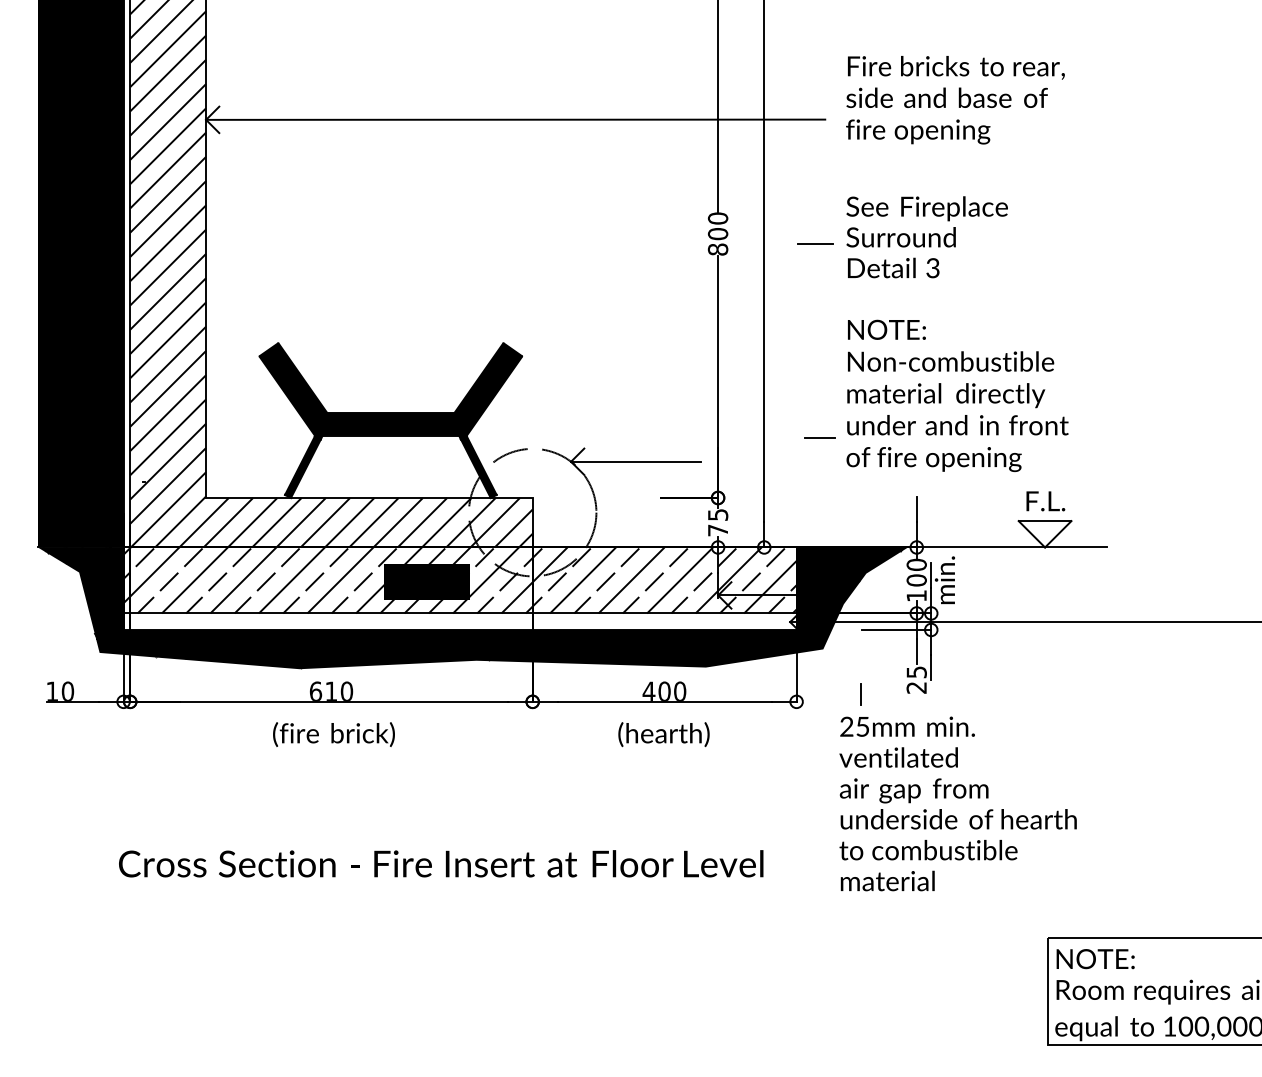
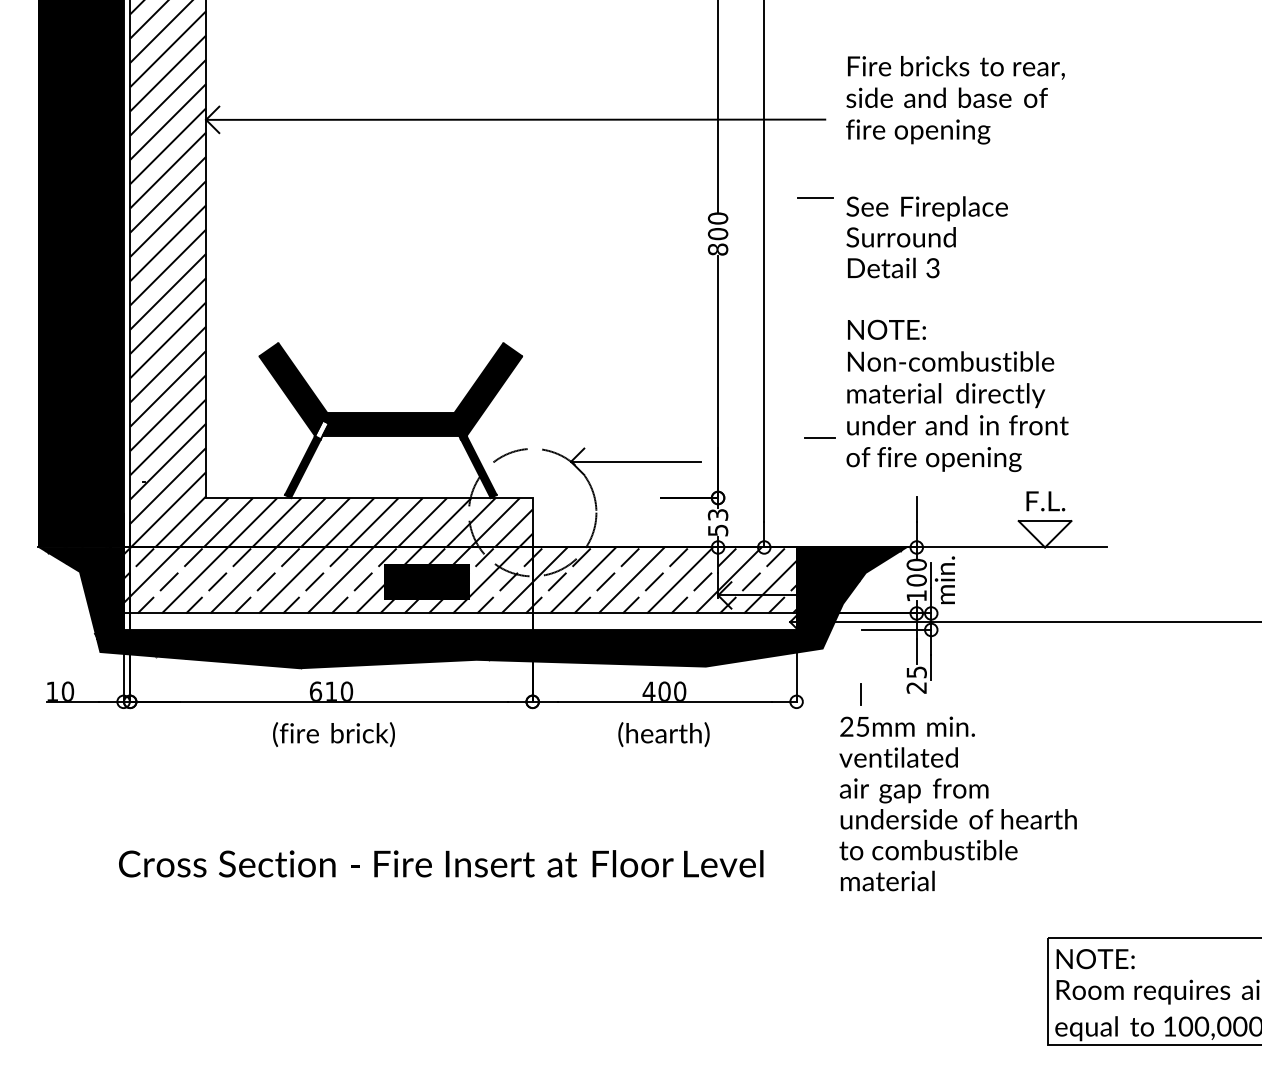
line position: (815, 243) -> (815, 197) (815, 197)
fill: present -> none (321, 429)
text: 75 -> 53 (717, 522)
